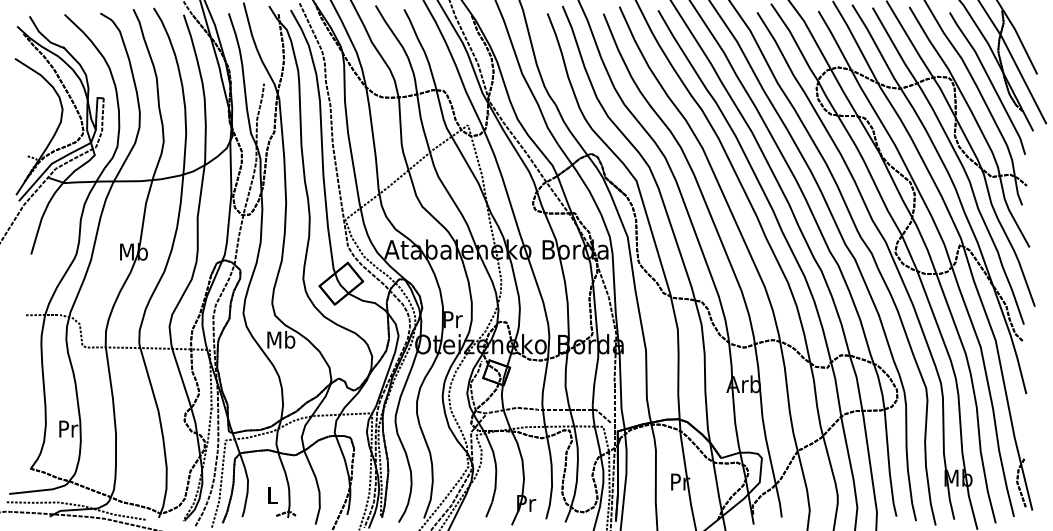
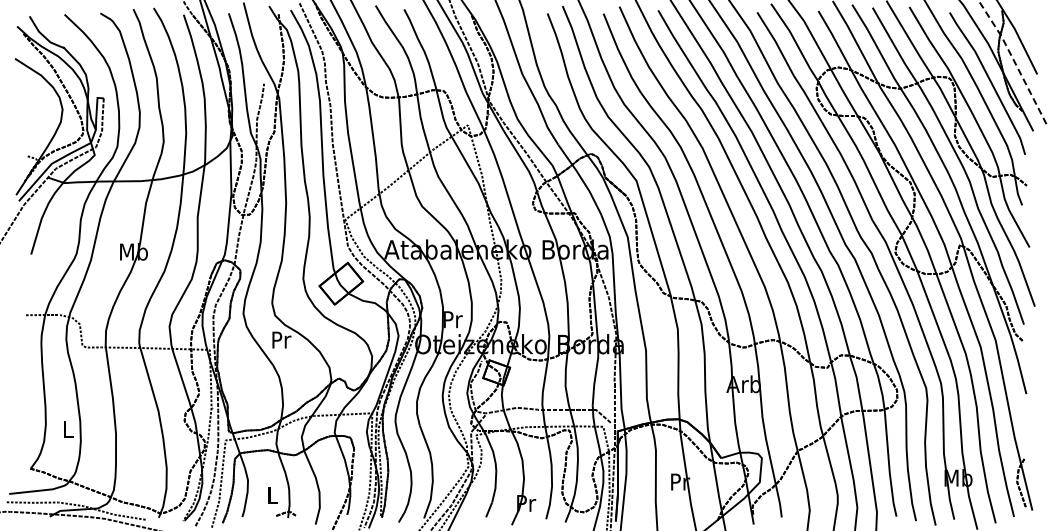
line: solid -> dashed (1014, 61)
text: Mb -> Pr (281, 339)
text: Pr -> L (68, 428)
